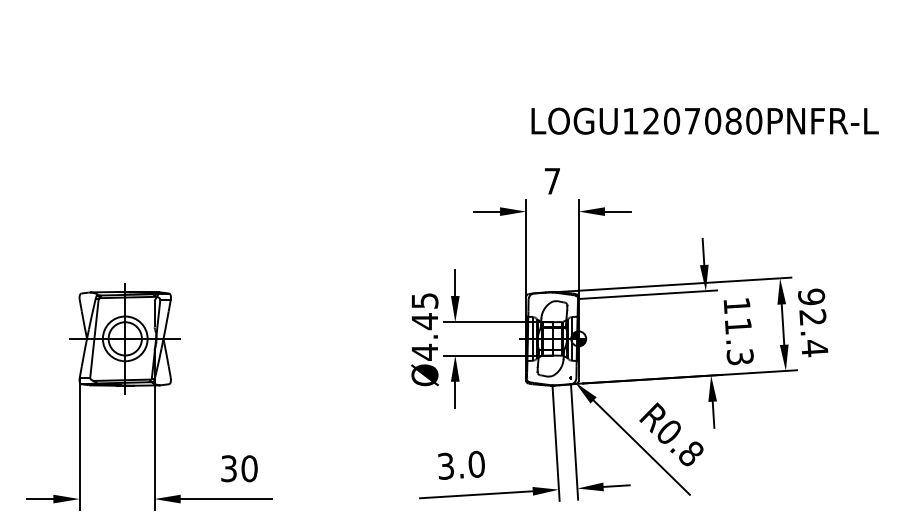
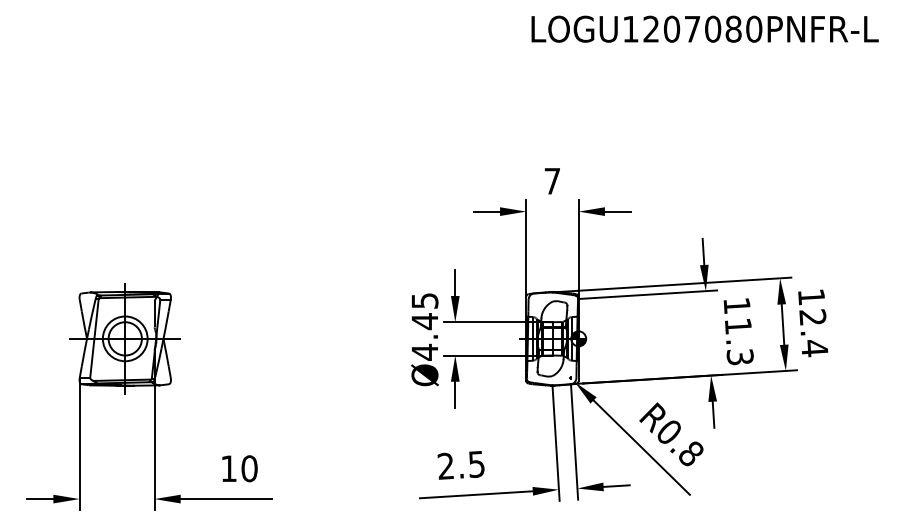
text position: (704, 120) -> (704, 28) (704, 28)
text: 92.4 -> 12.4 (811, 296)
text: 3.0 -> 2.5 (460, 464)
text: 30 -> 10 (228, 468)
